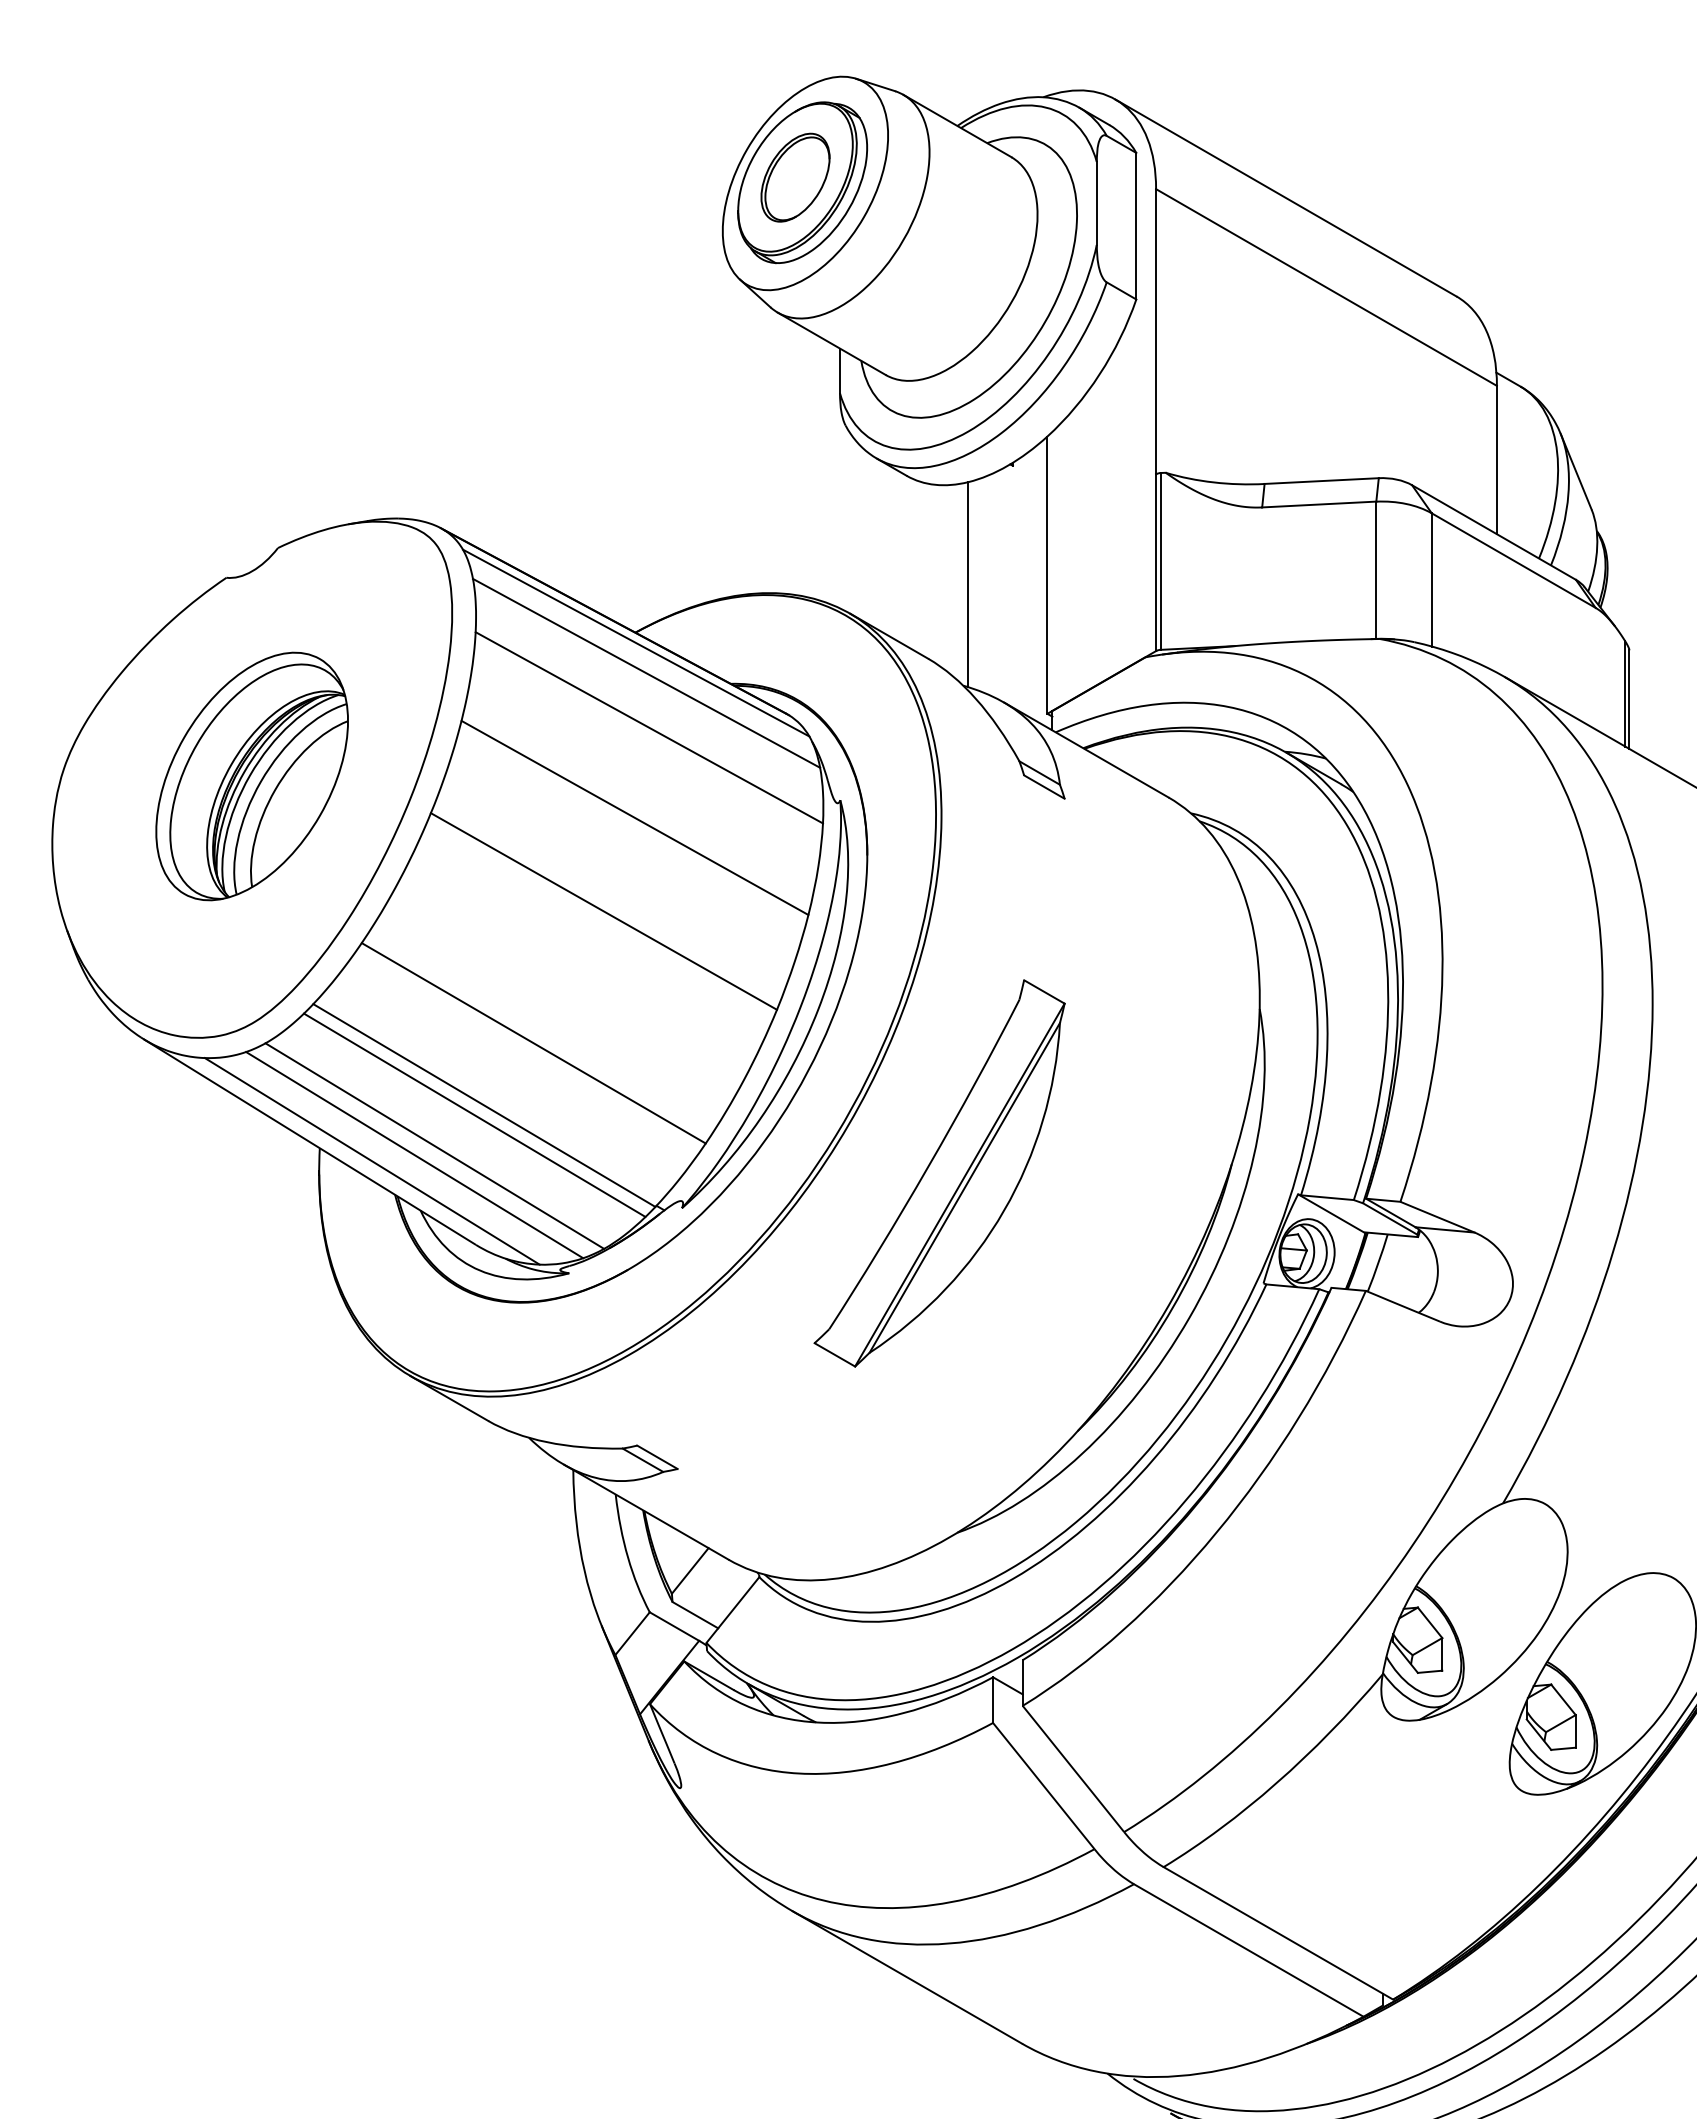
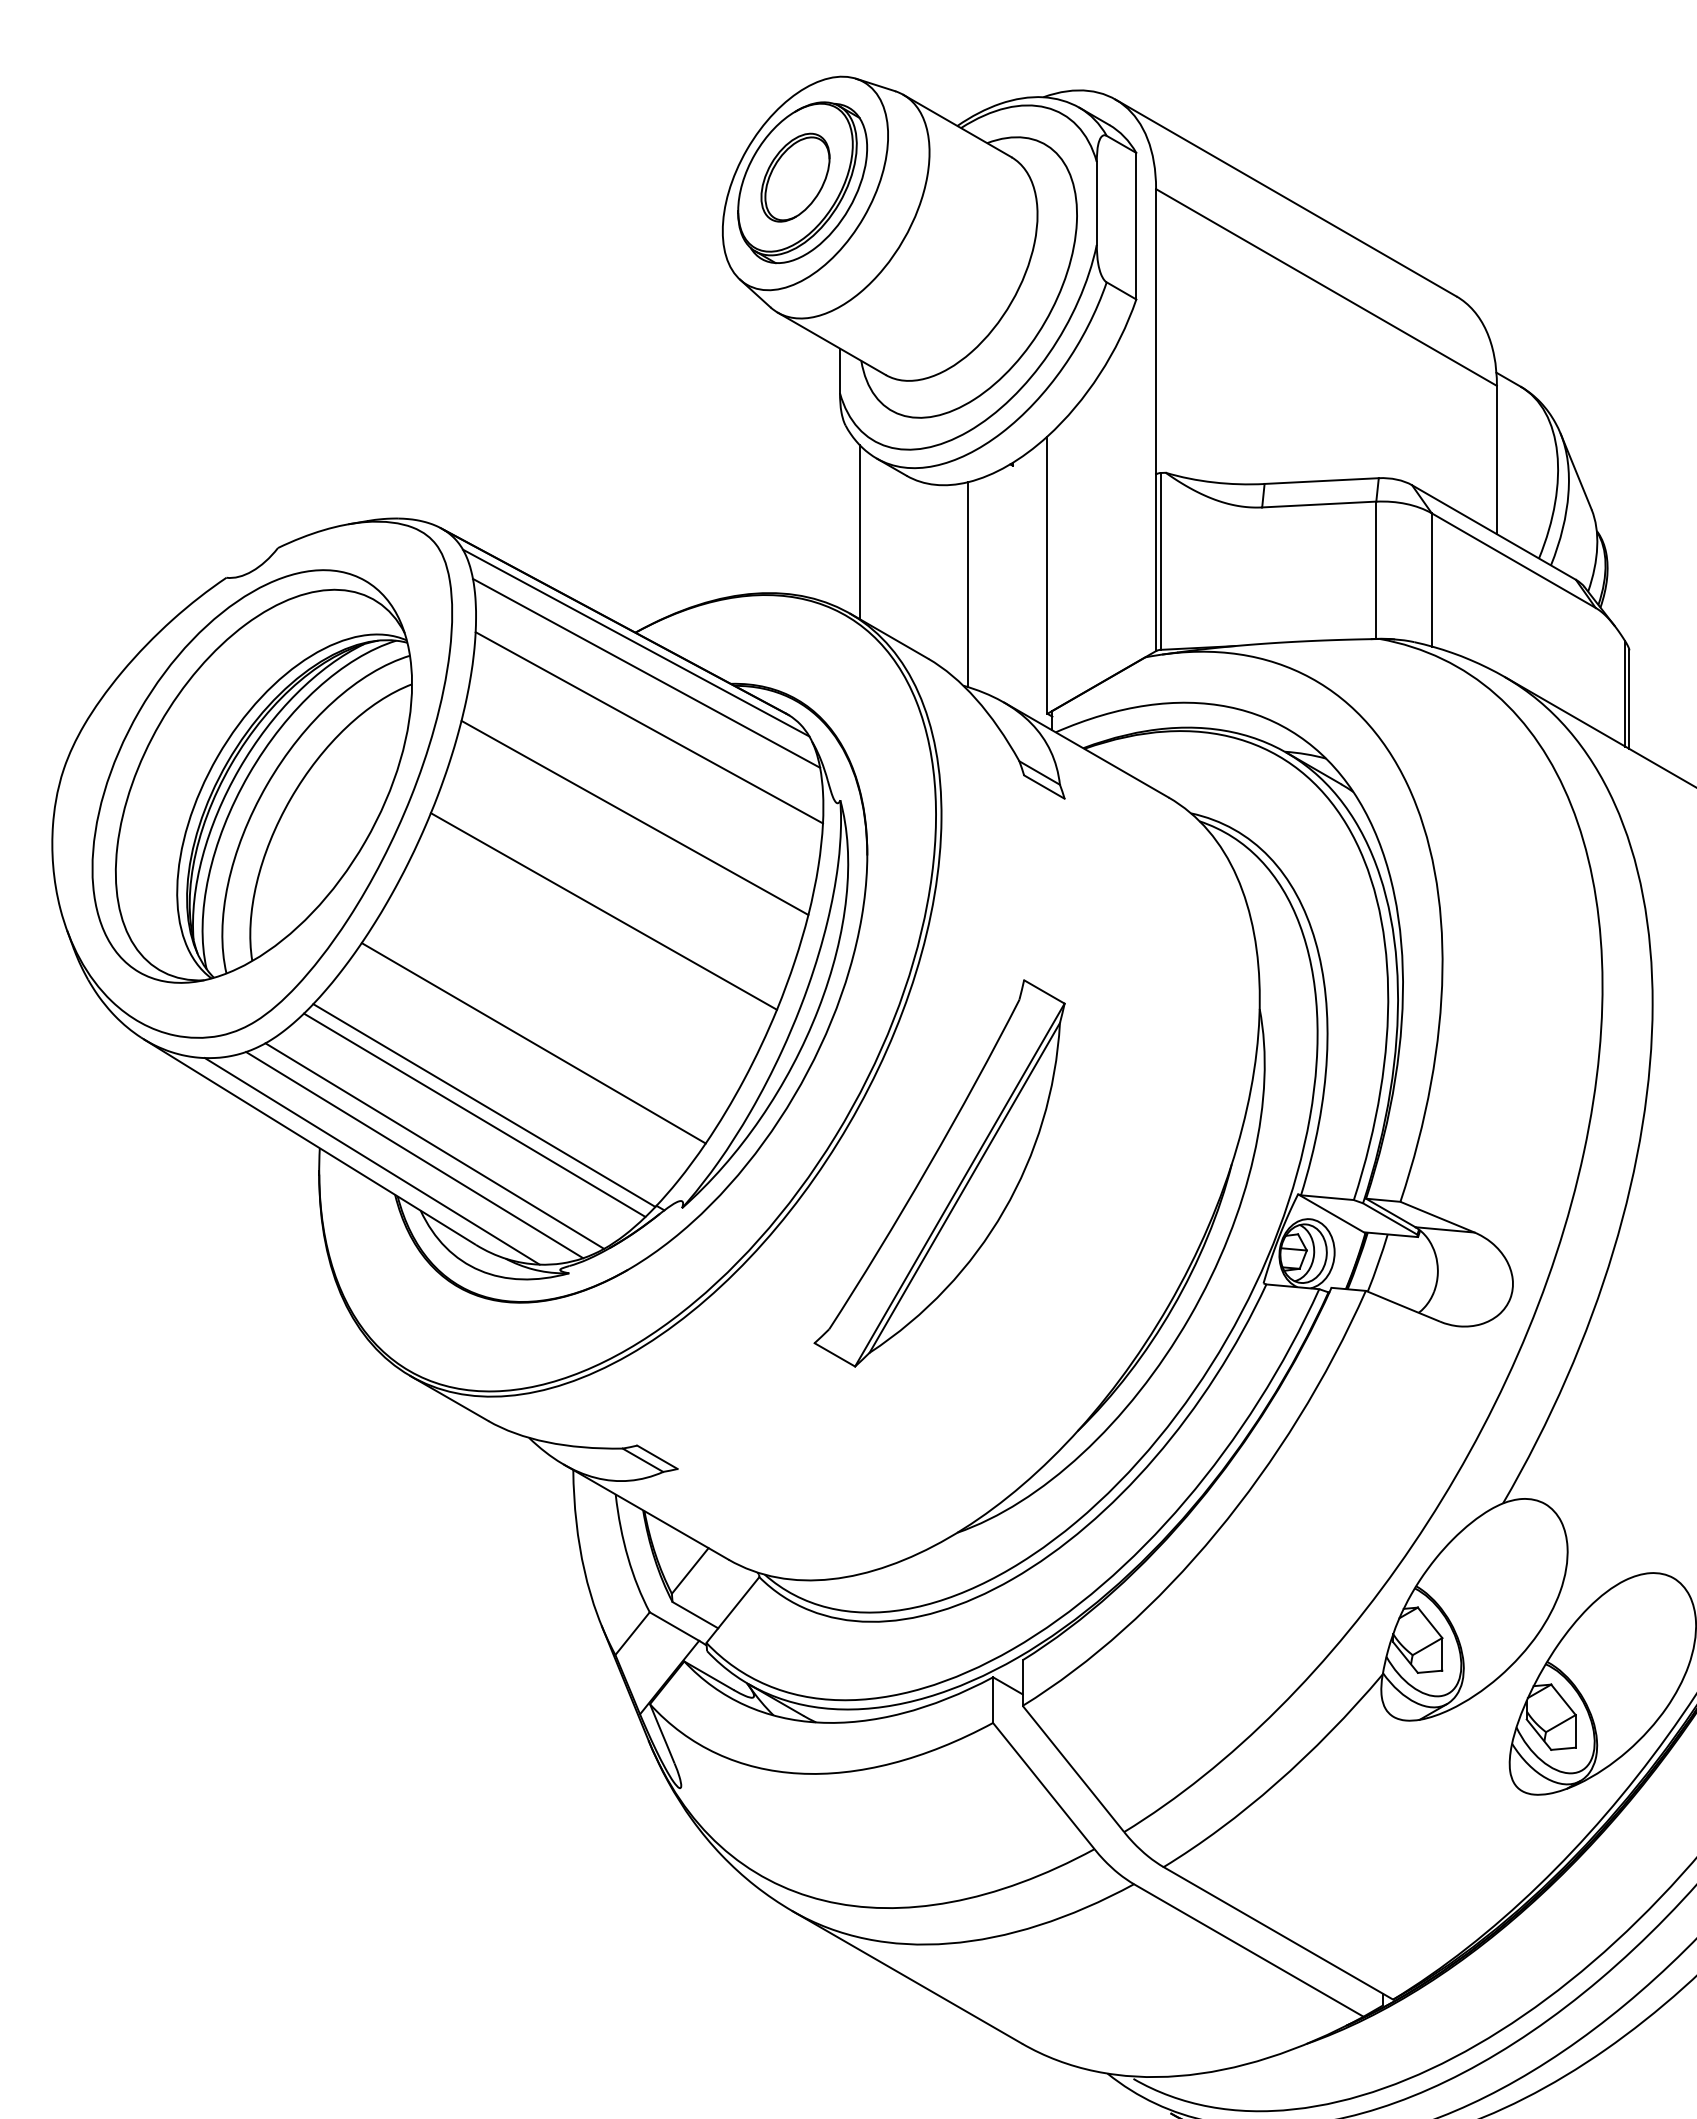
line: none -> present (859, 532)
part size: 194x251 px -> 322x415 px (251, 776)
